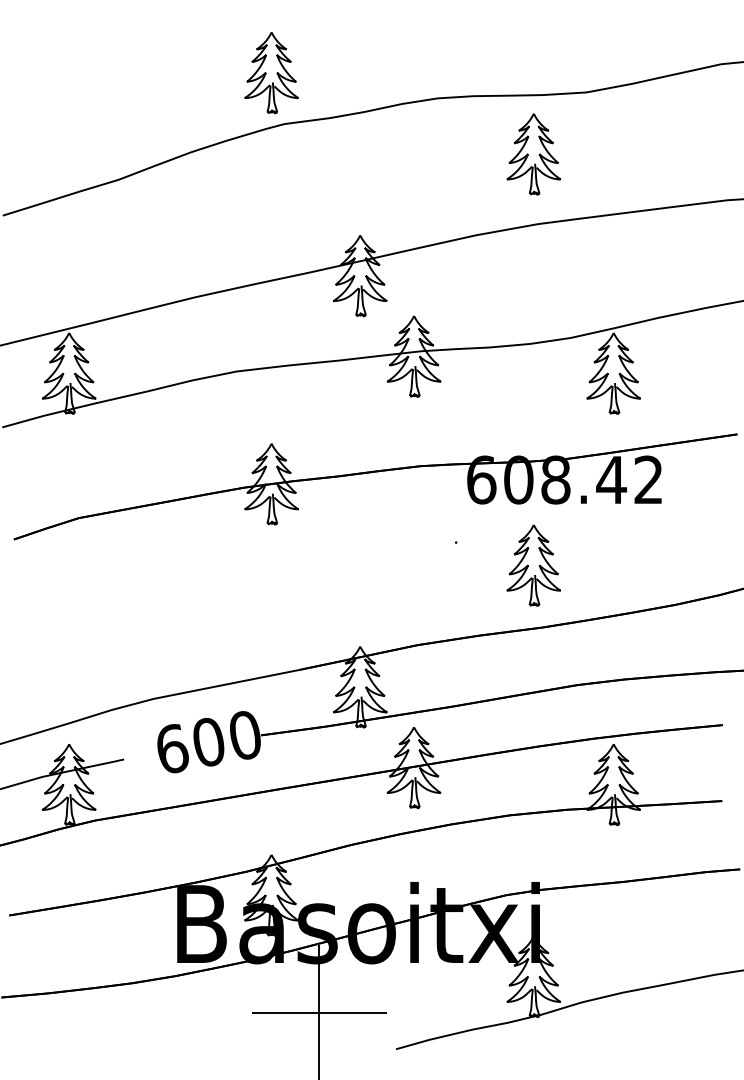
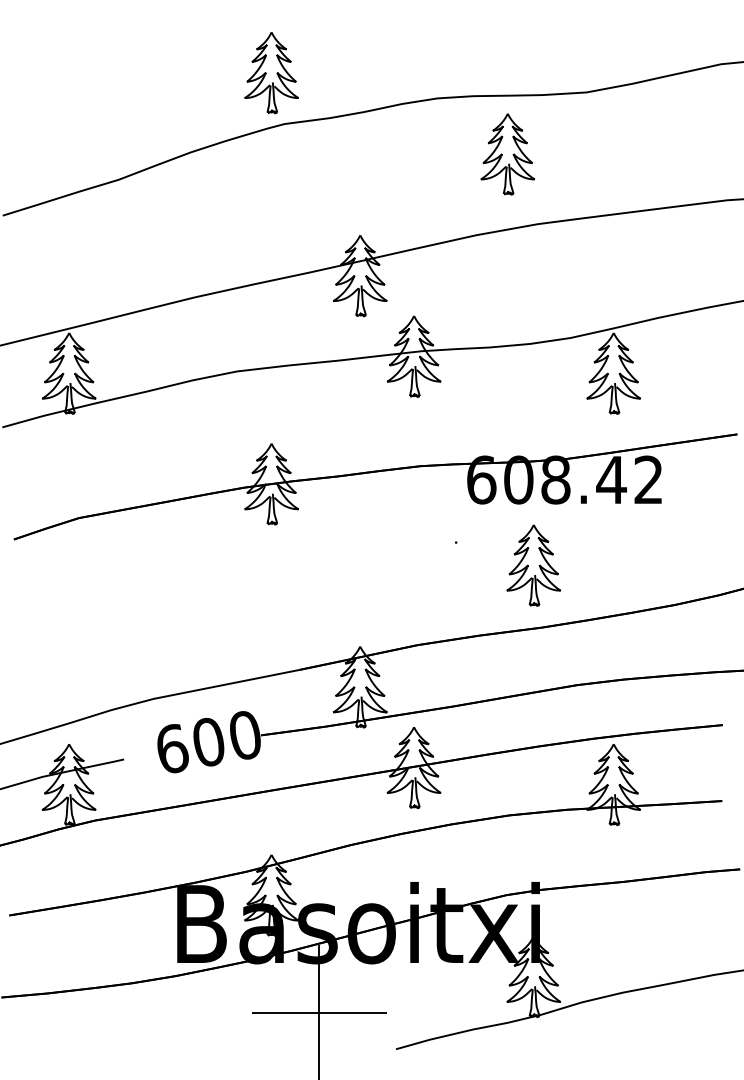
part position: (533, 154) -> (507, 154) (507, 154)
